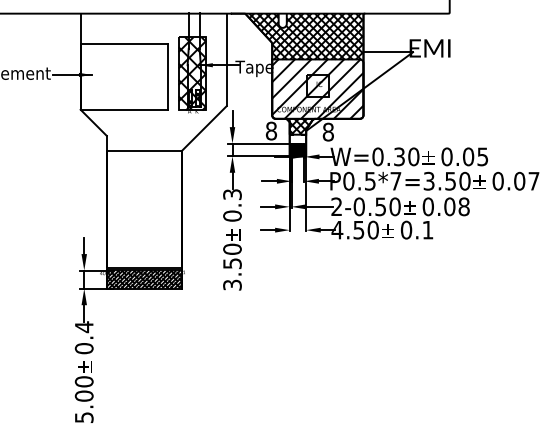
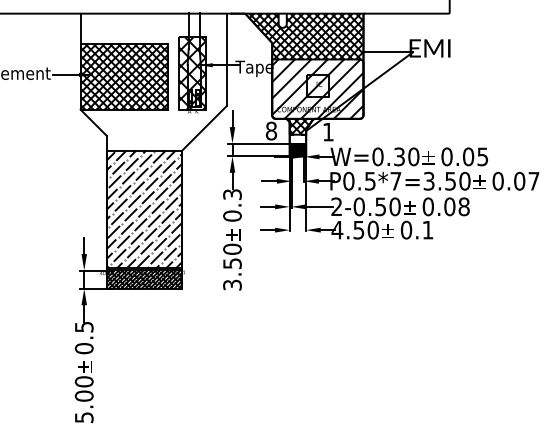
hatch: none -> present (124, 76)
text: 8 -> 1 (327, 131)
hatch: none -> present (143, 209)
text: 0.4 -> 0.5 (84, 327)
